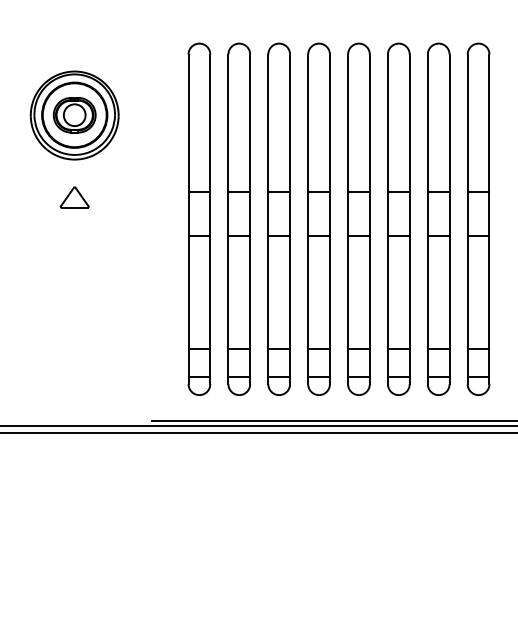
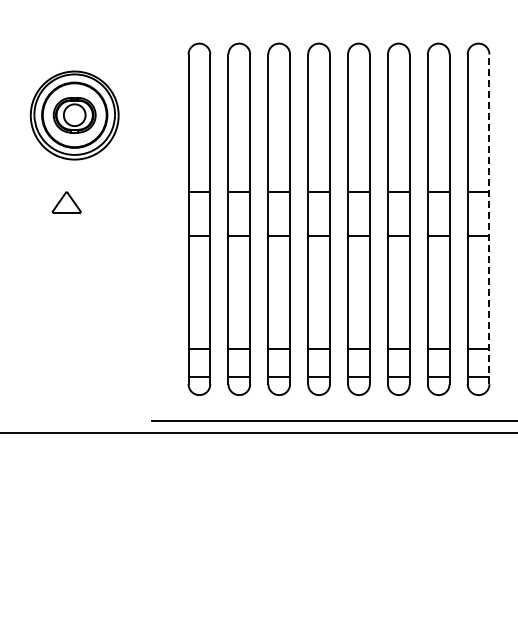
part position: (74, 197) -> (66, 202) (66, 202)
line: solid -> dashed (489, 219)
line: present -> none (258, 426)
